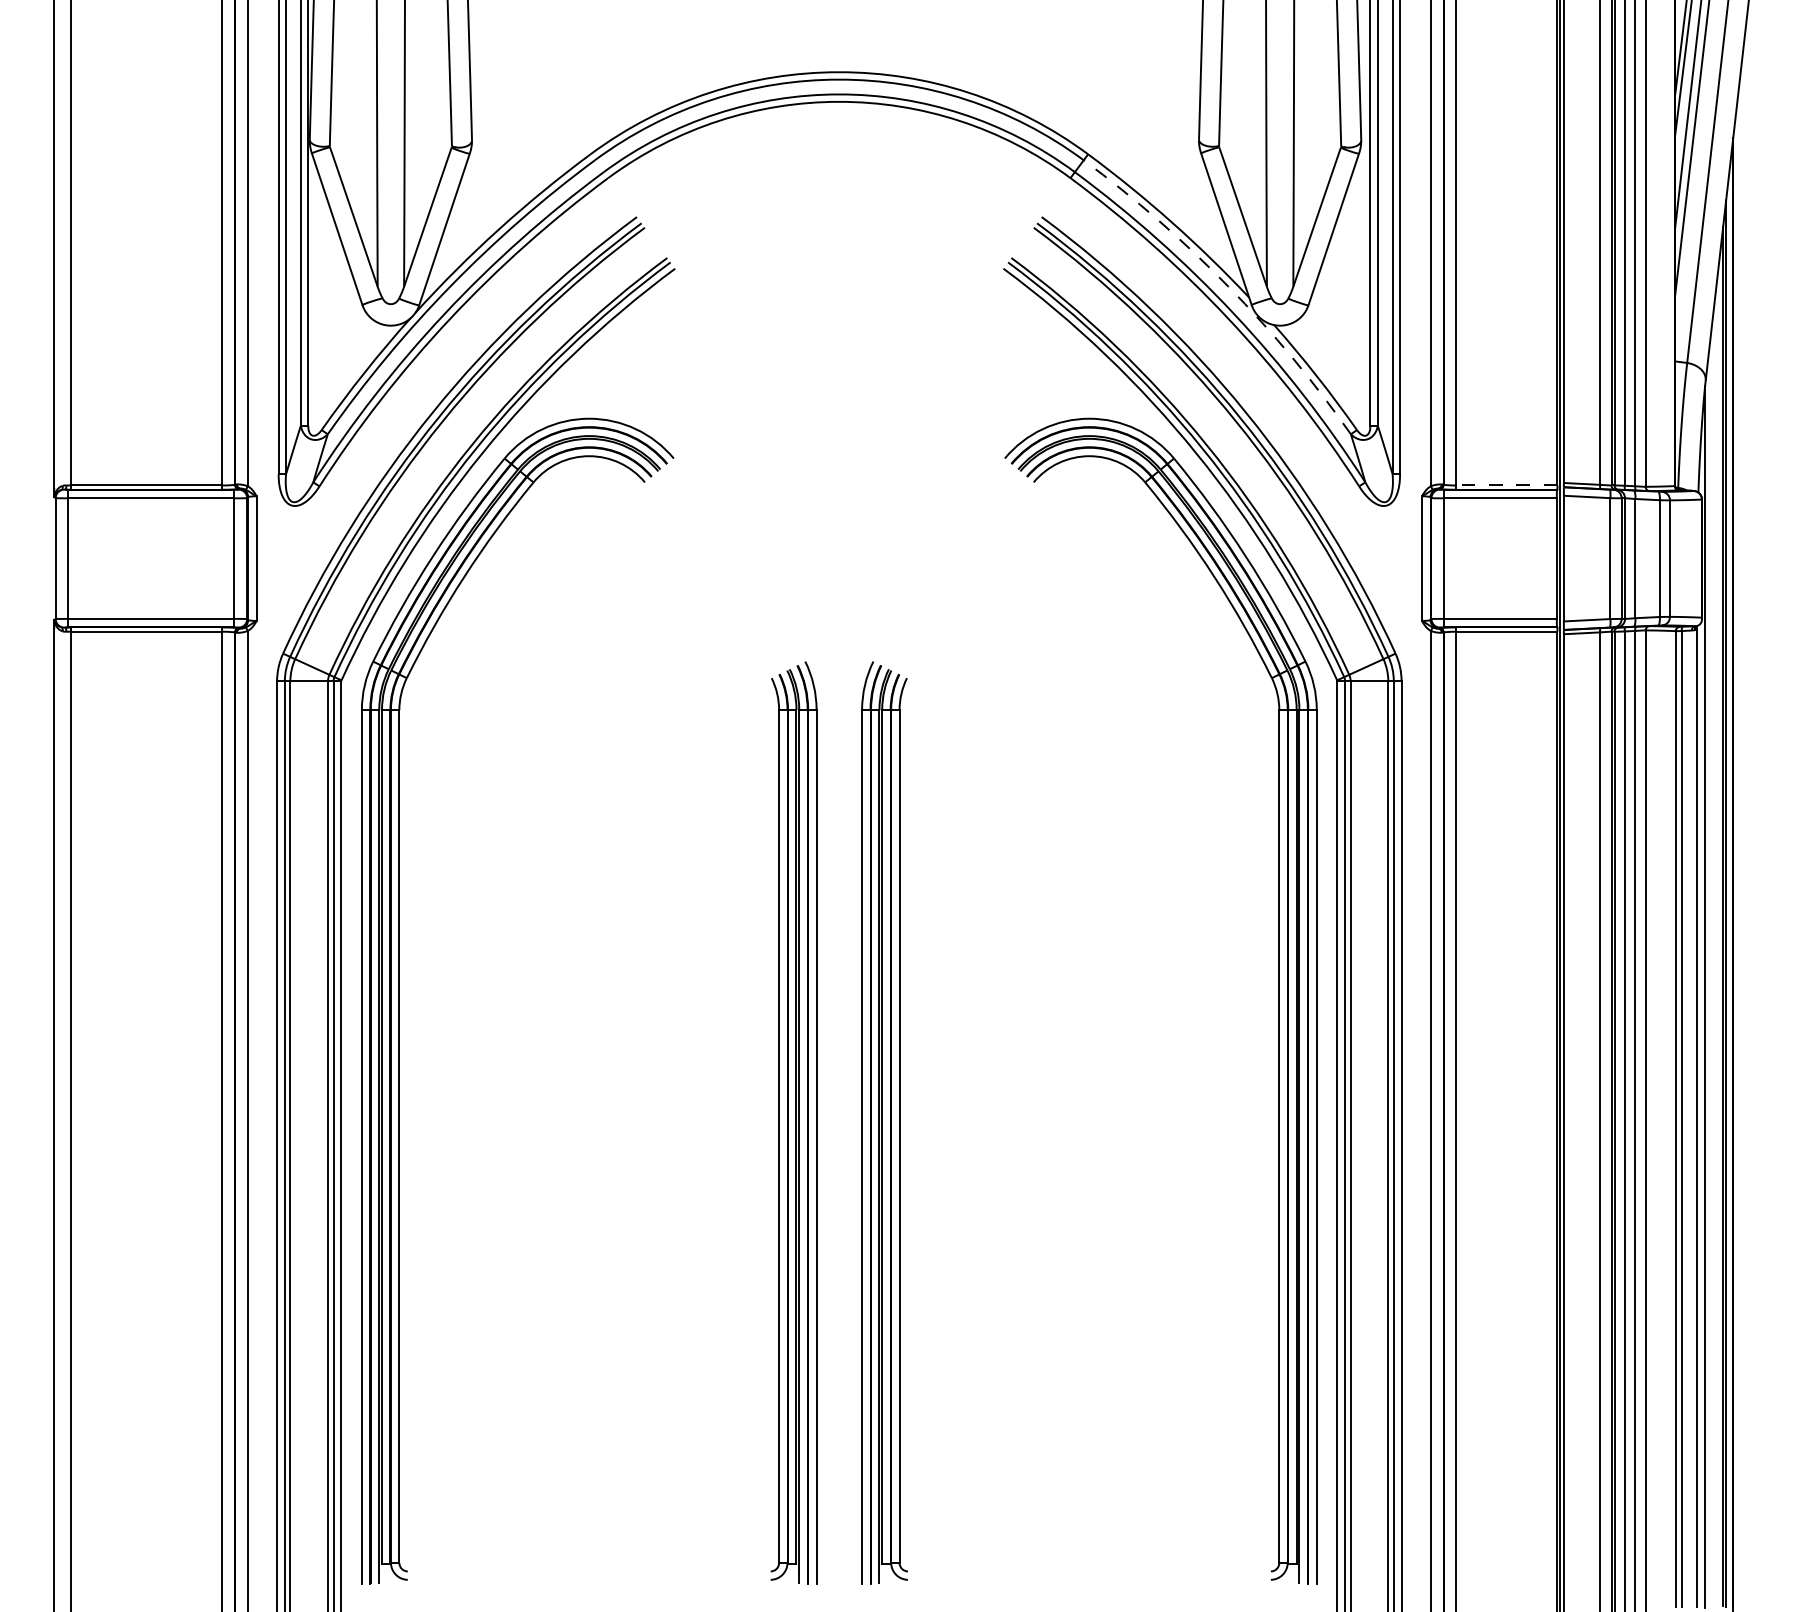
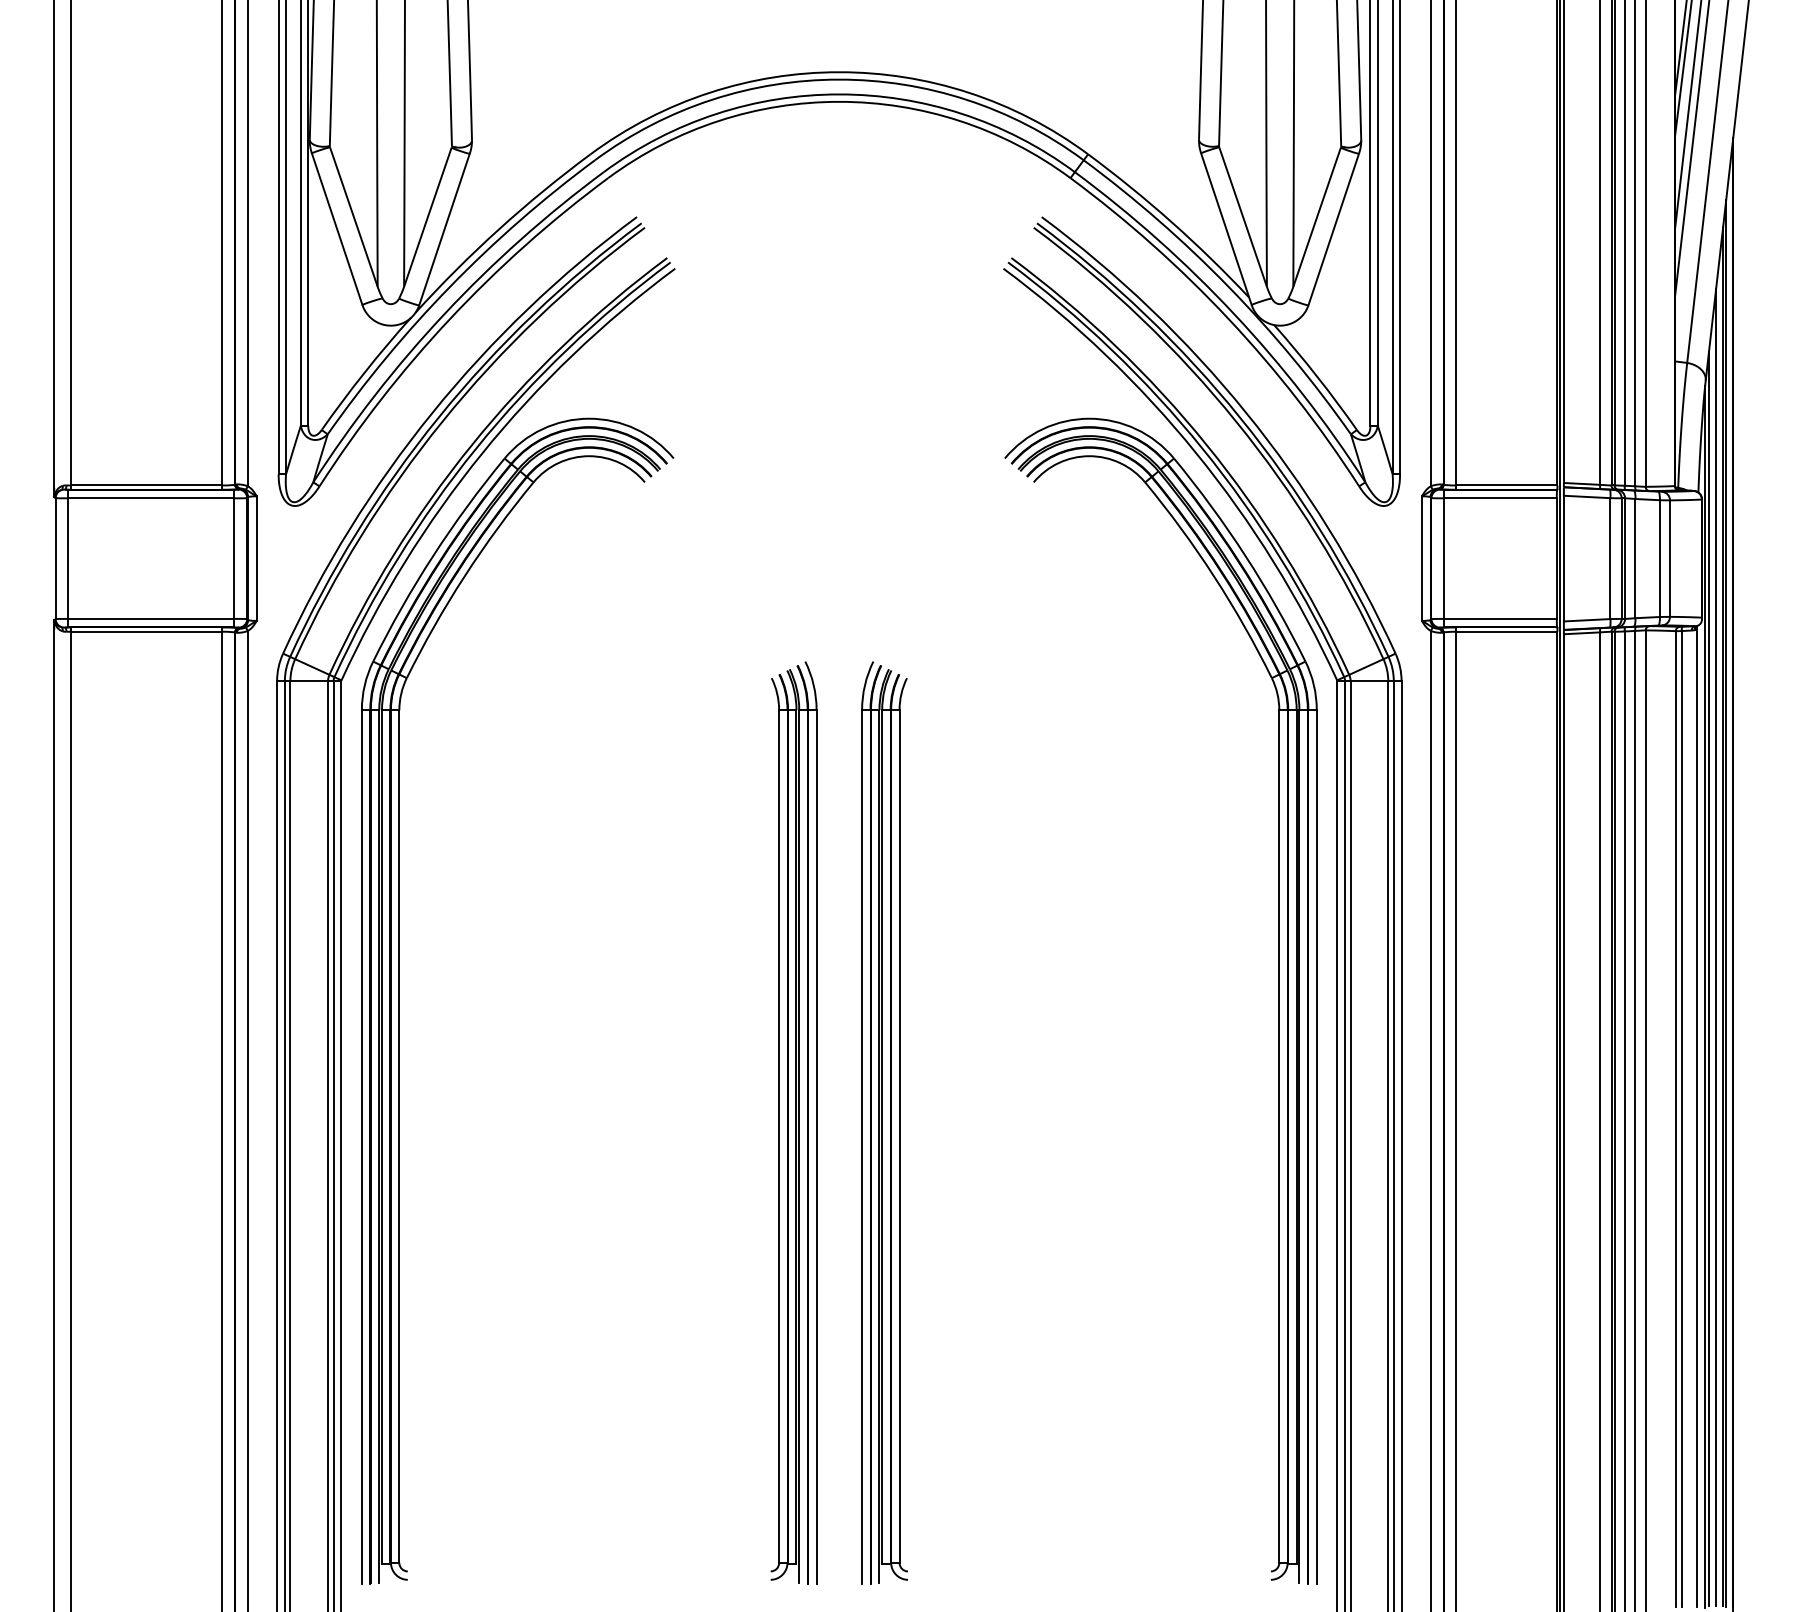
arc: dashed -> solid (1228, 286)
line: dashed -> solid (1506, 485)
line: none -> present (1716, 947)
line: none -> present (1709, 978)
